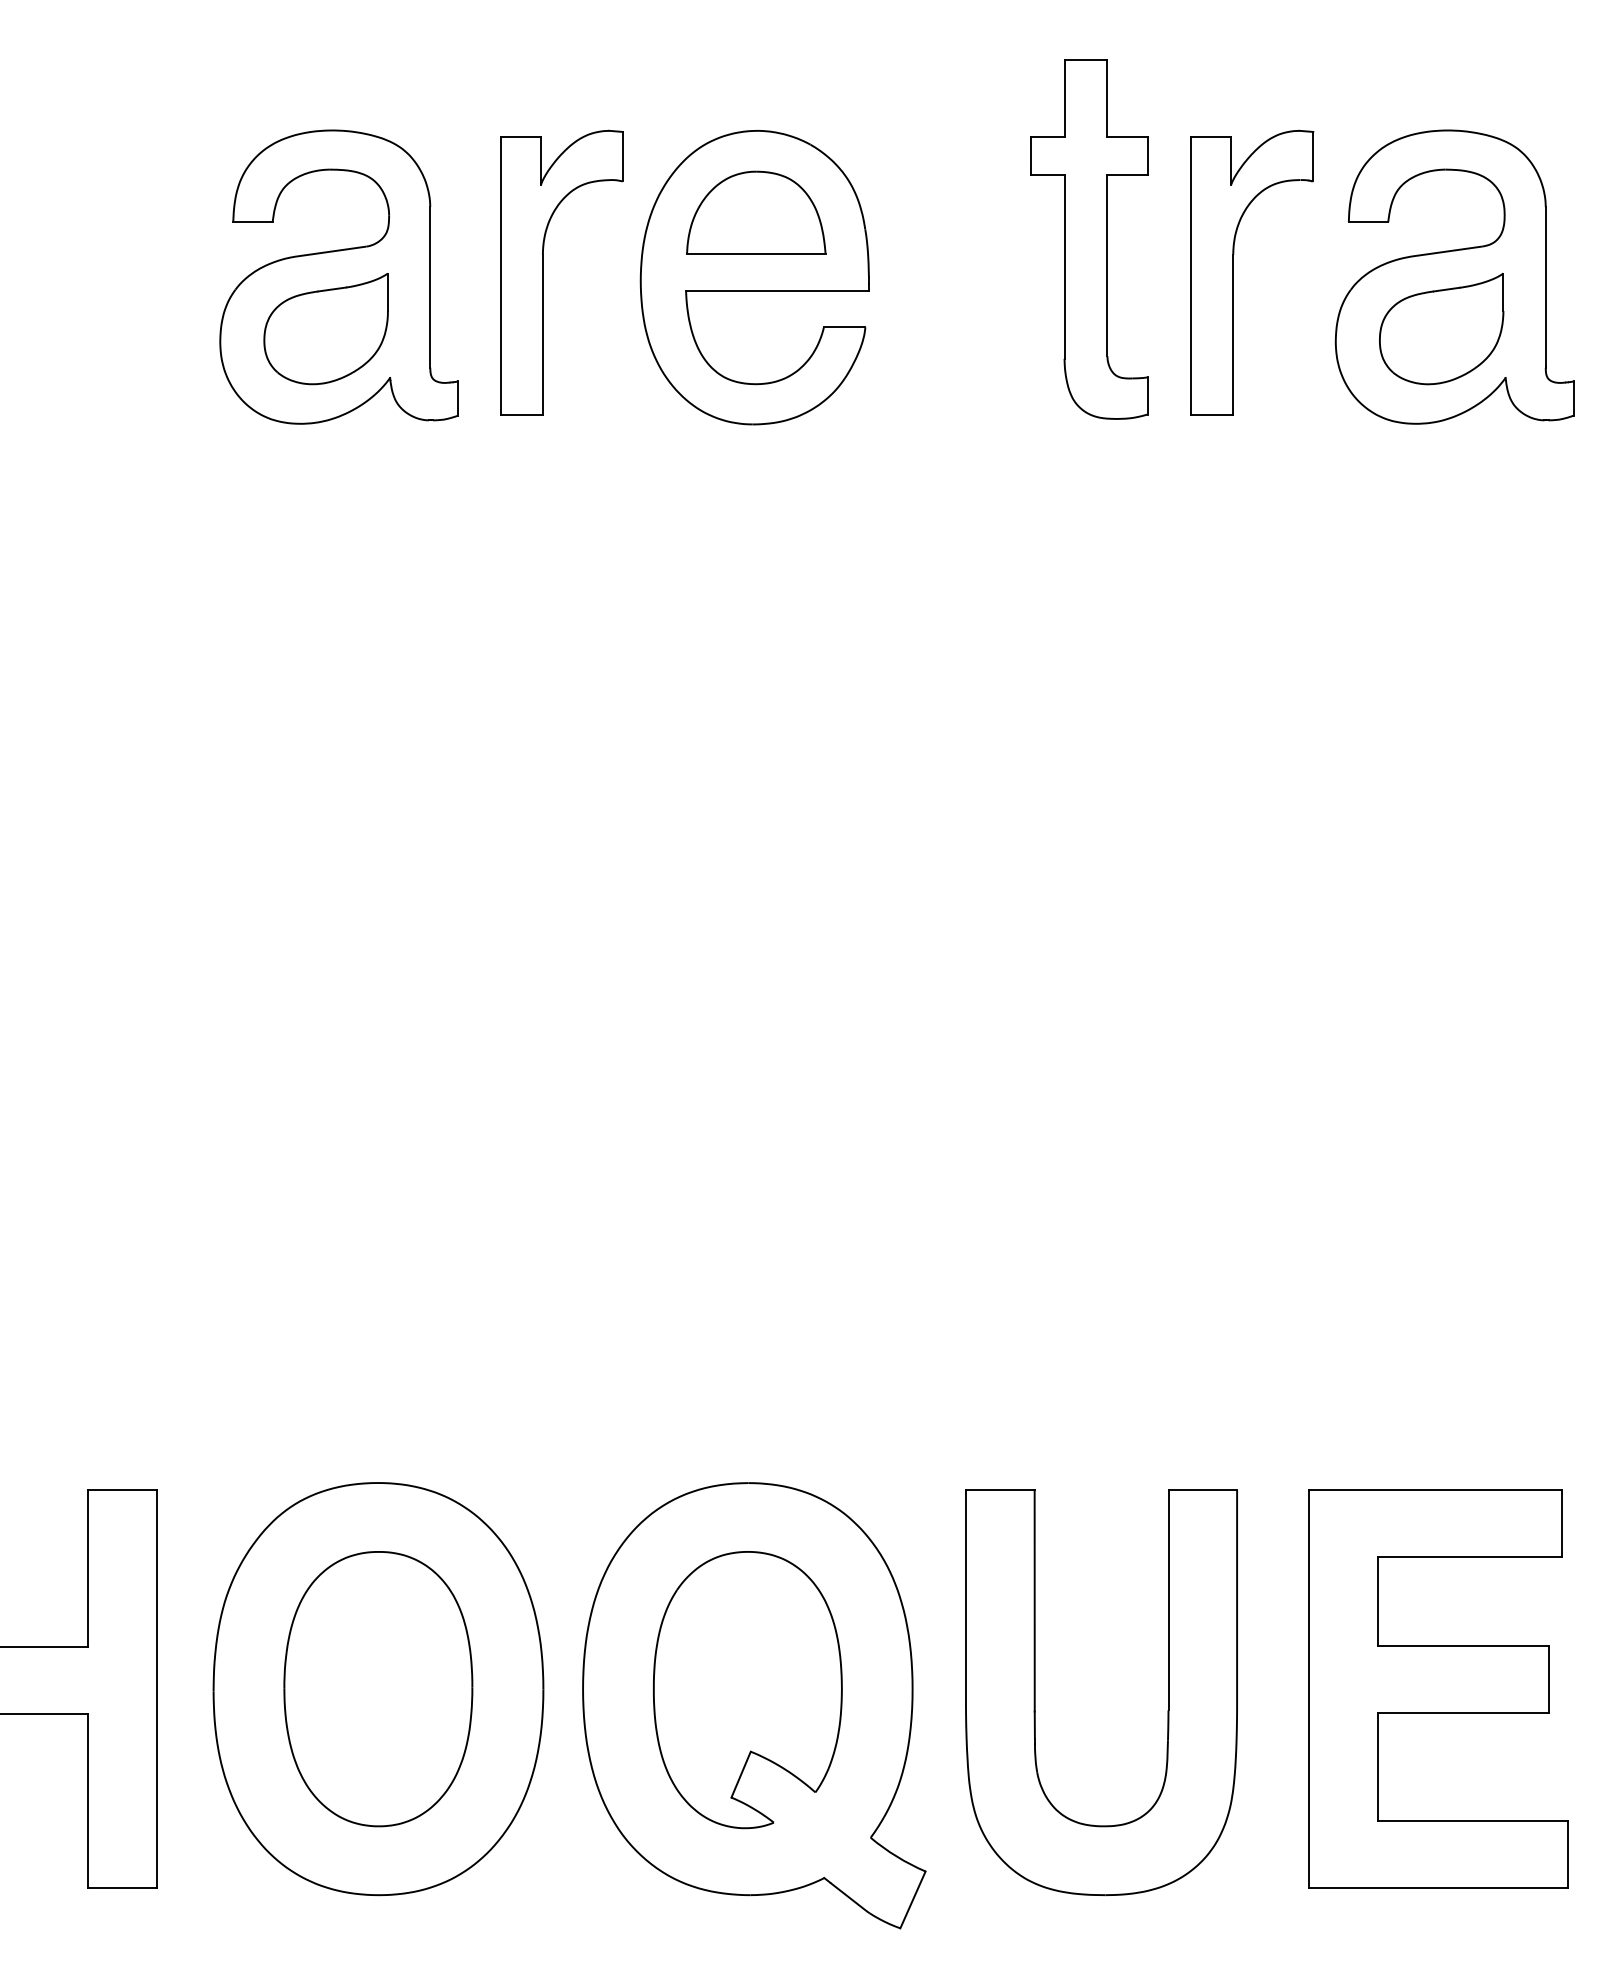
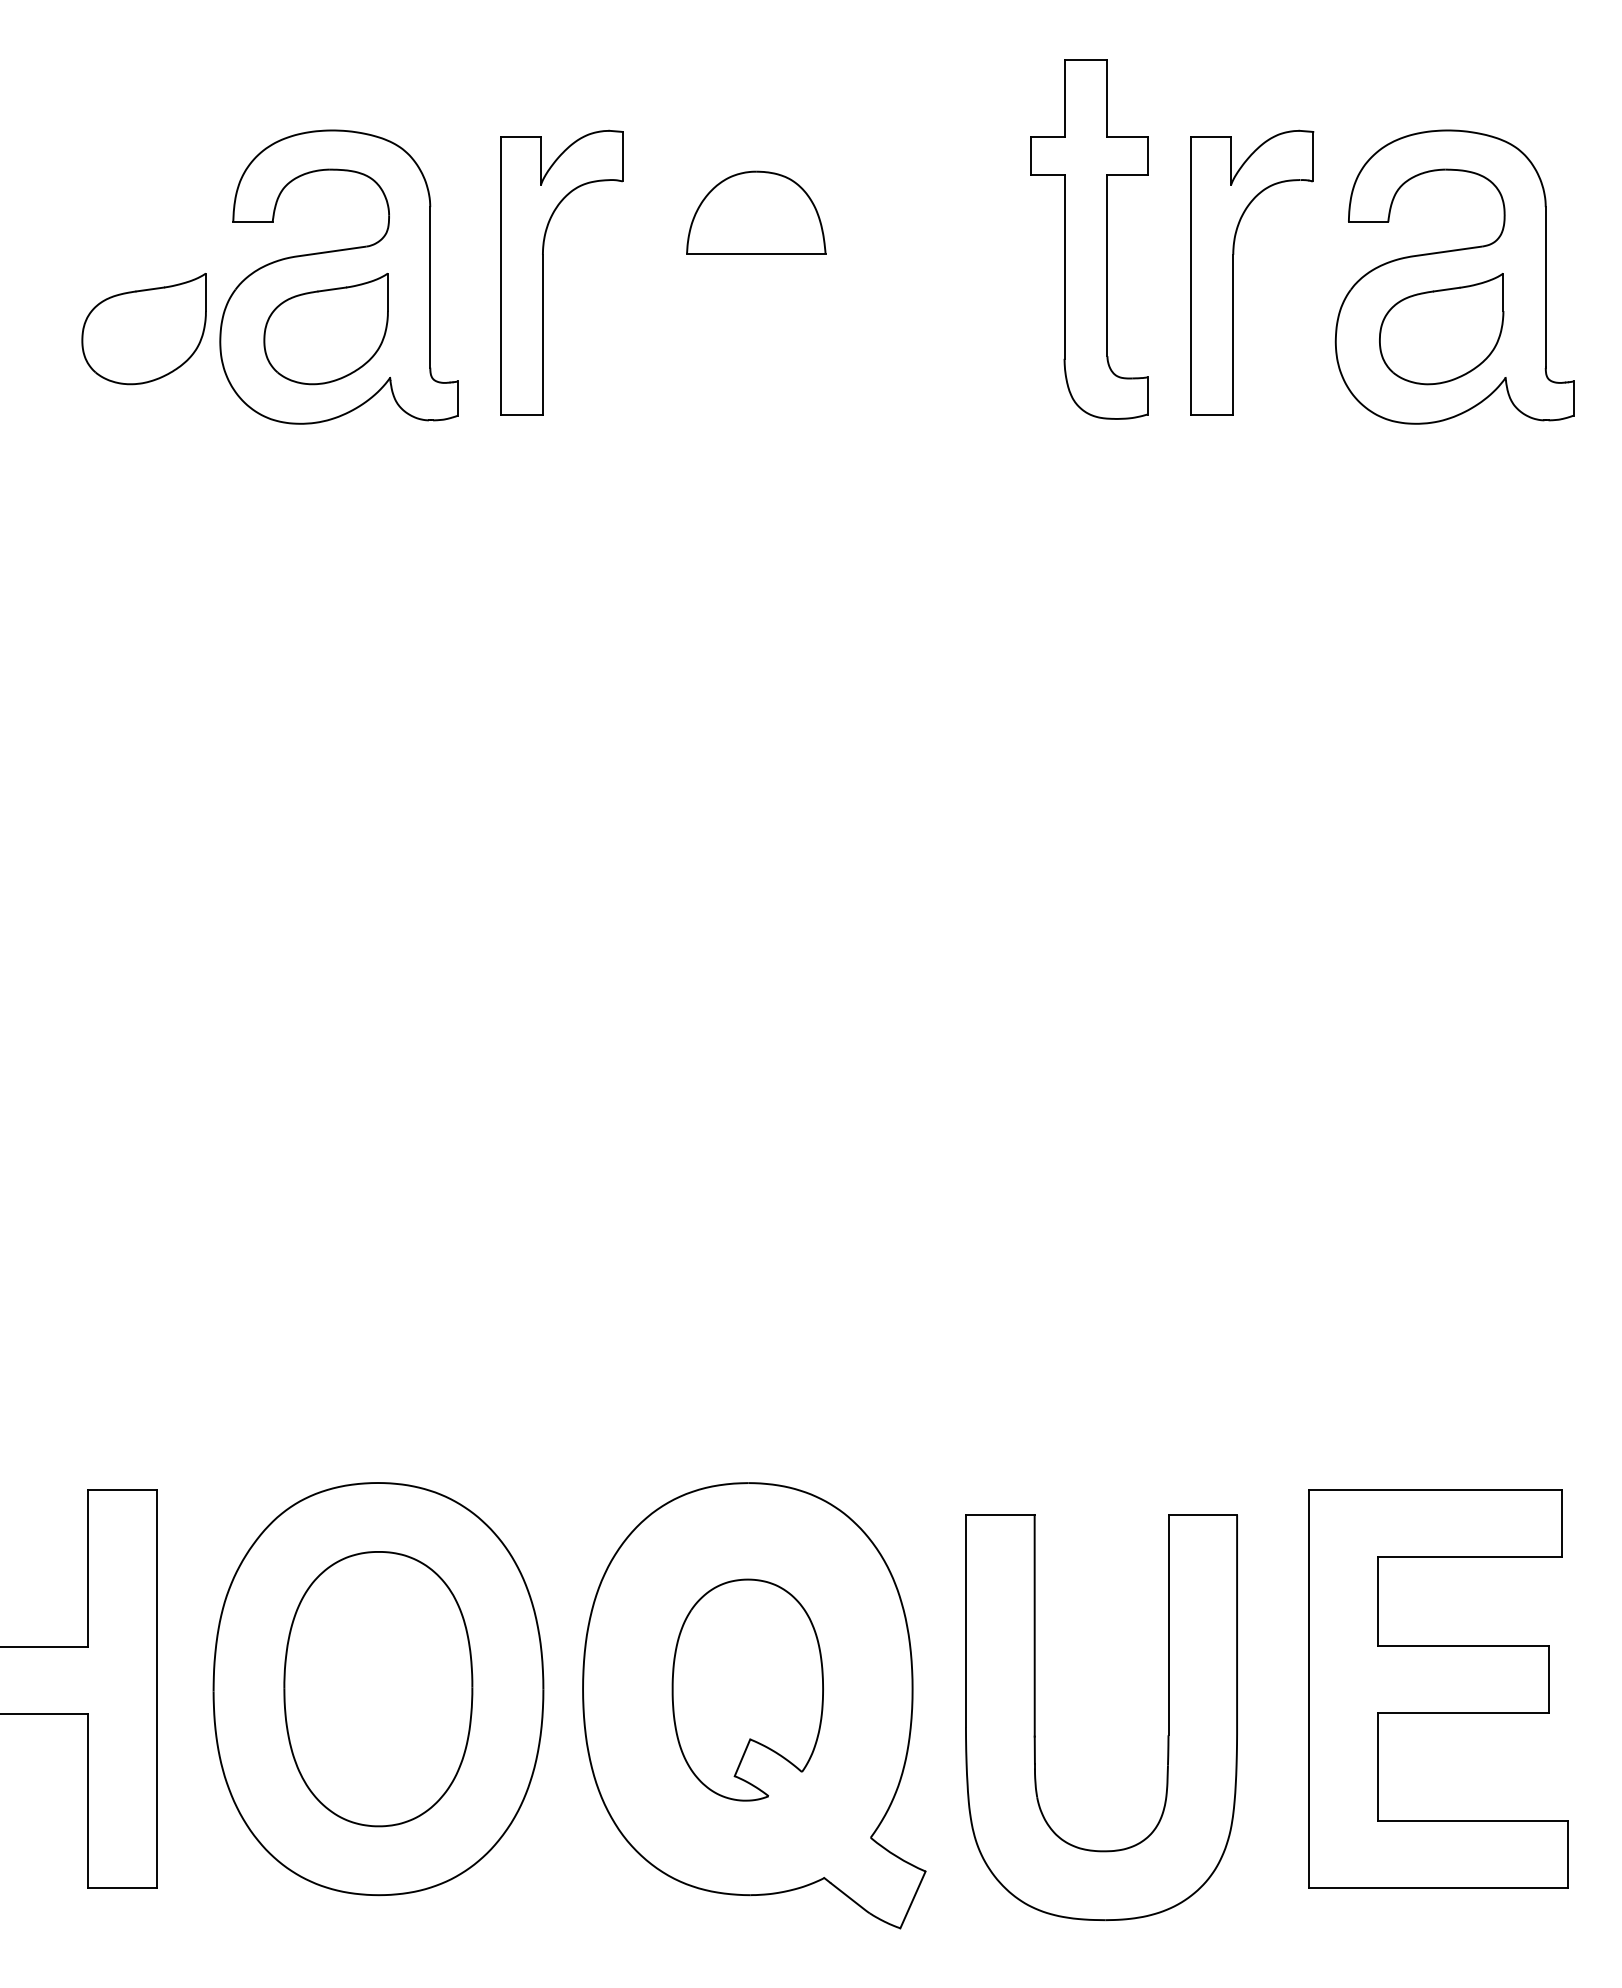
part: present -> none (754, 277)
part: none -> present (143, 329)
part size: 190x279 px -> 153x224 px (747, 1689)
part position: (1035, 1692) -> (1035, 1717) (1035, 1717)
